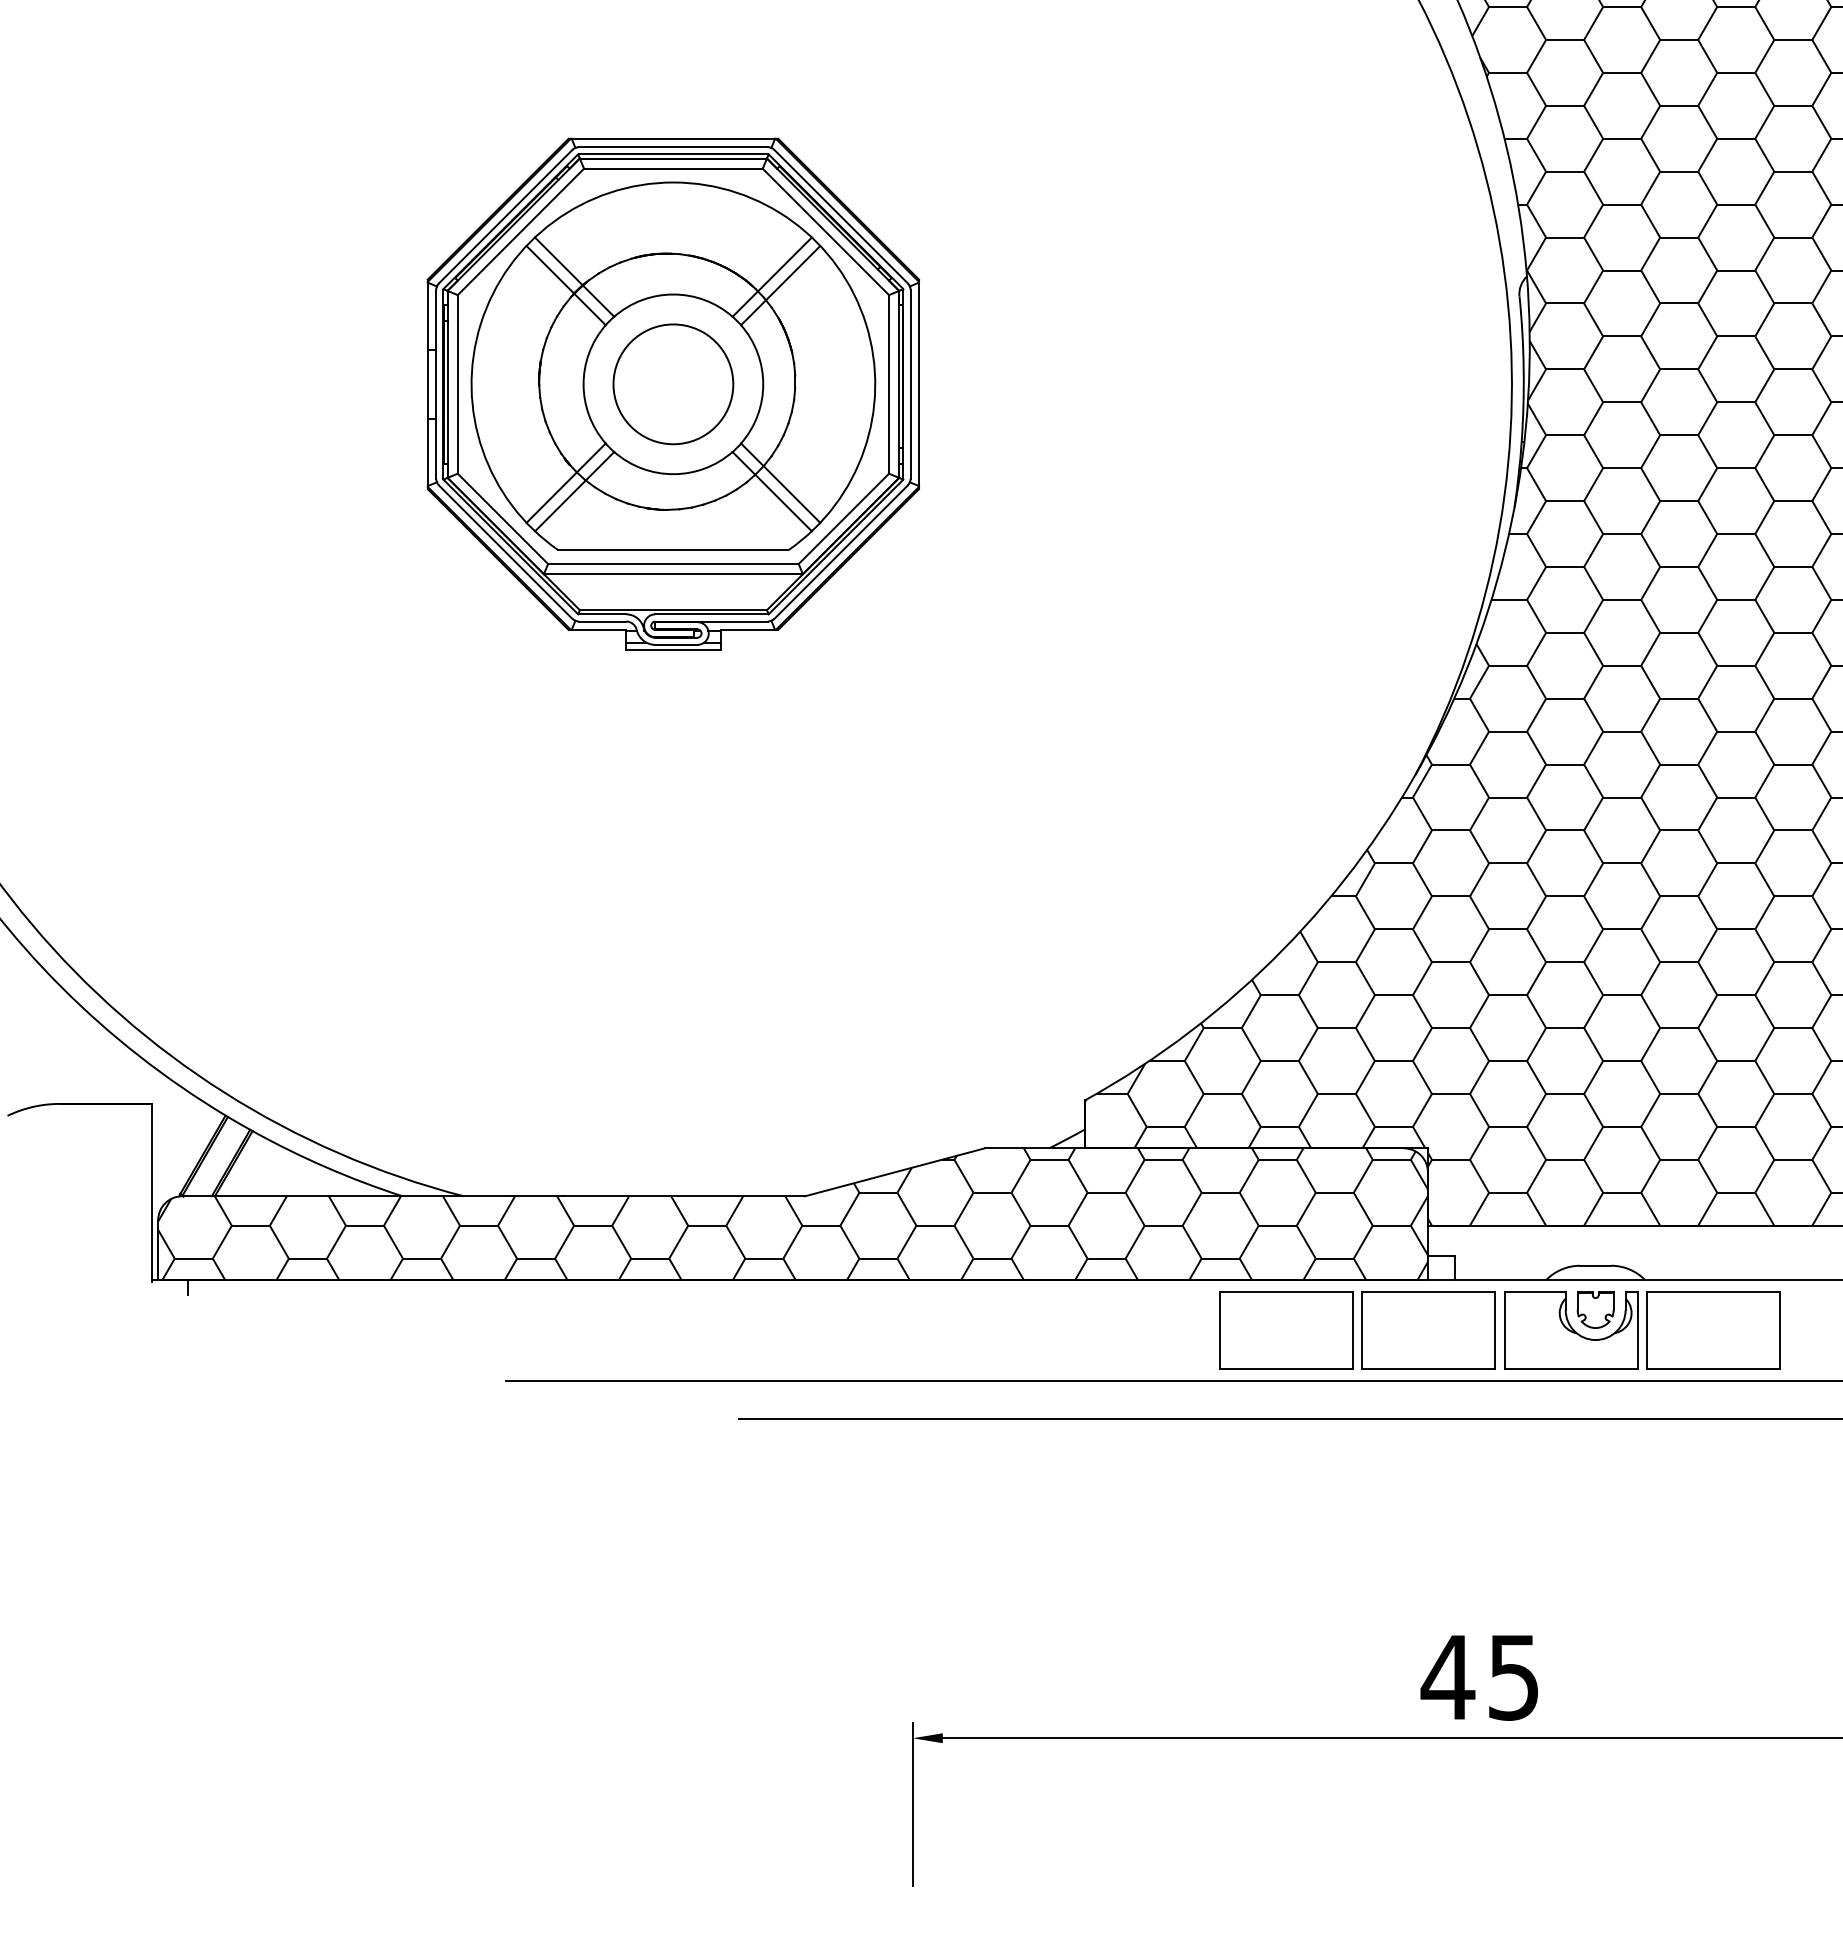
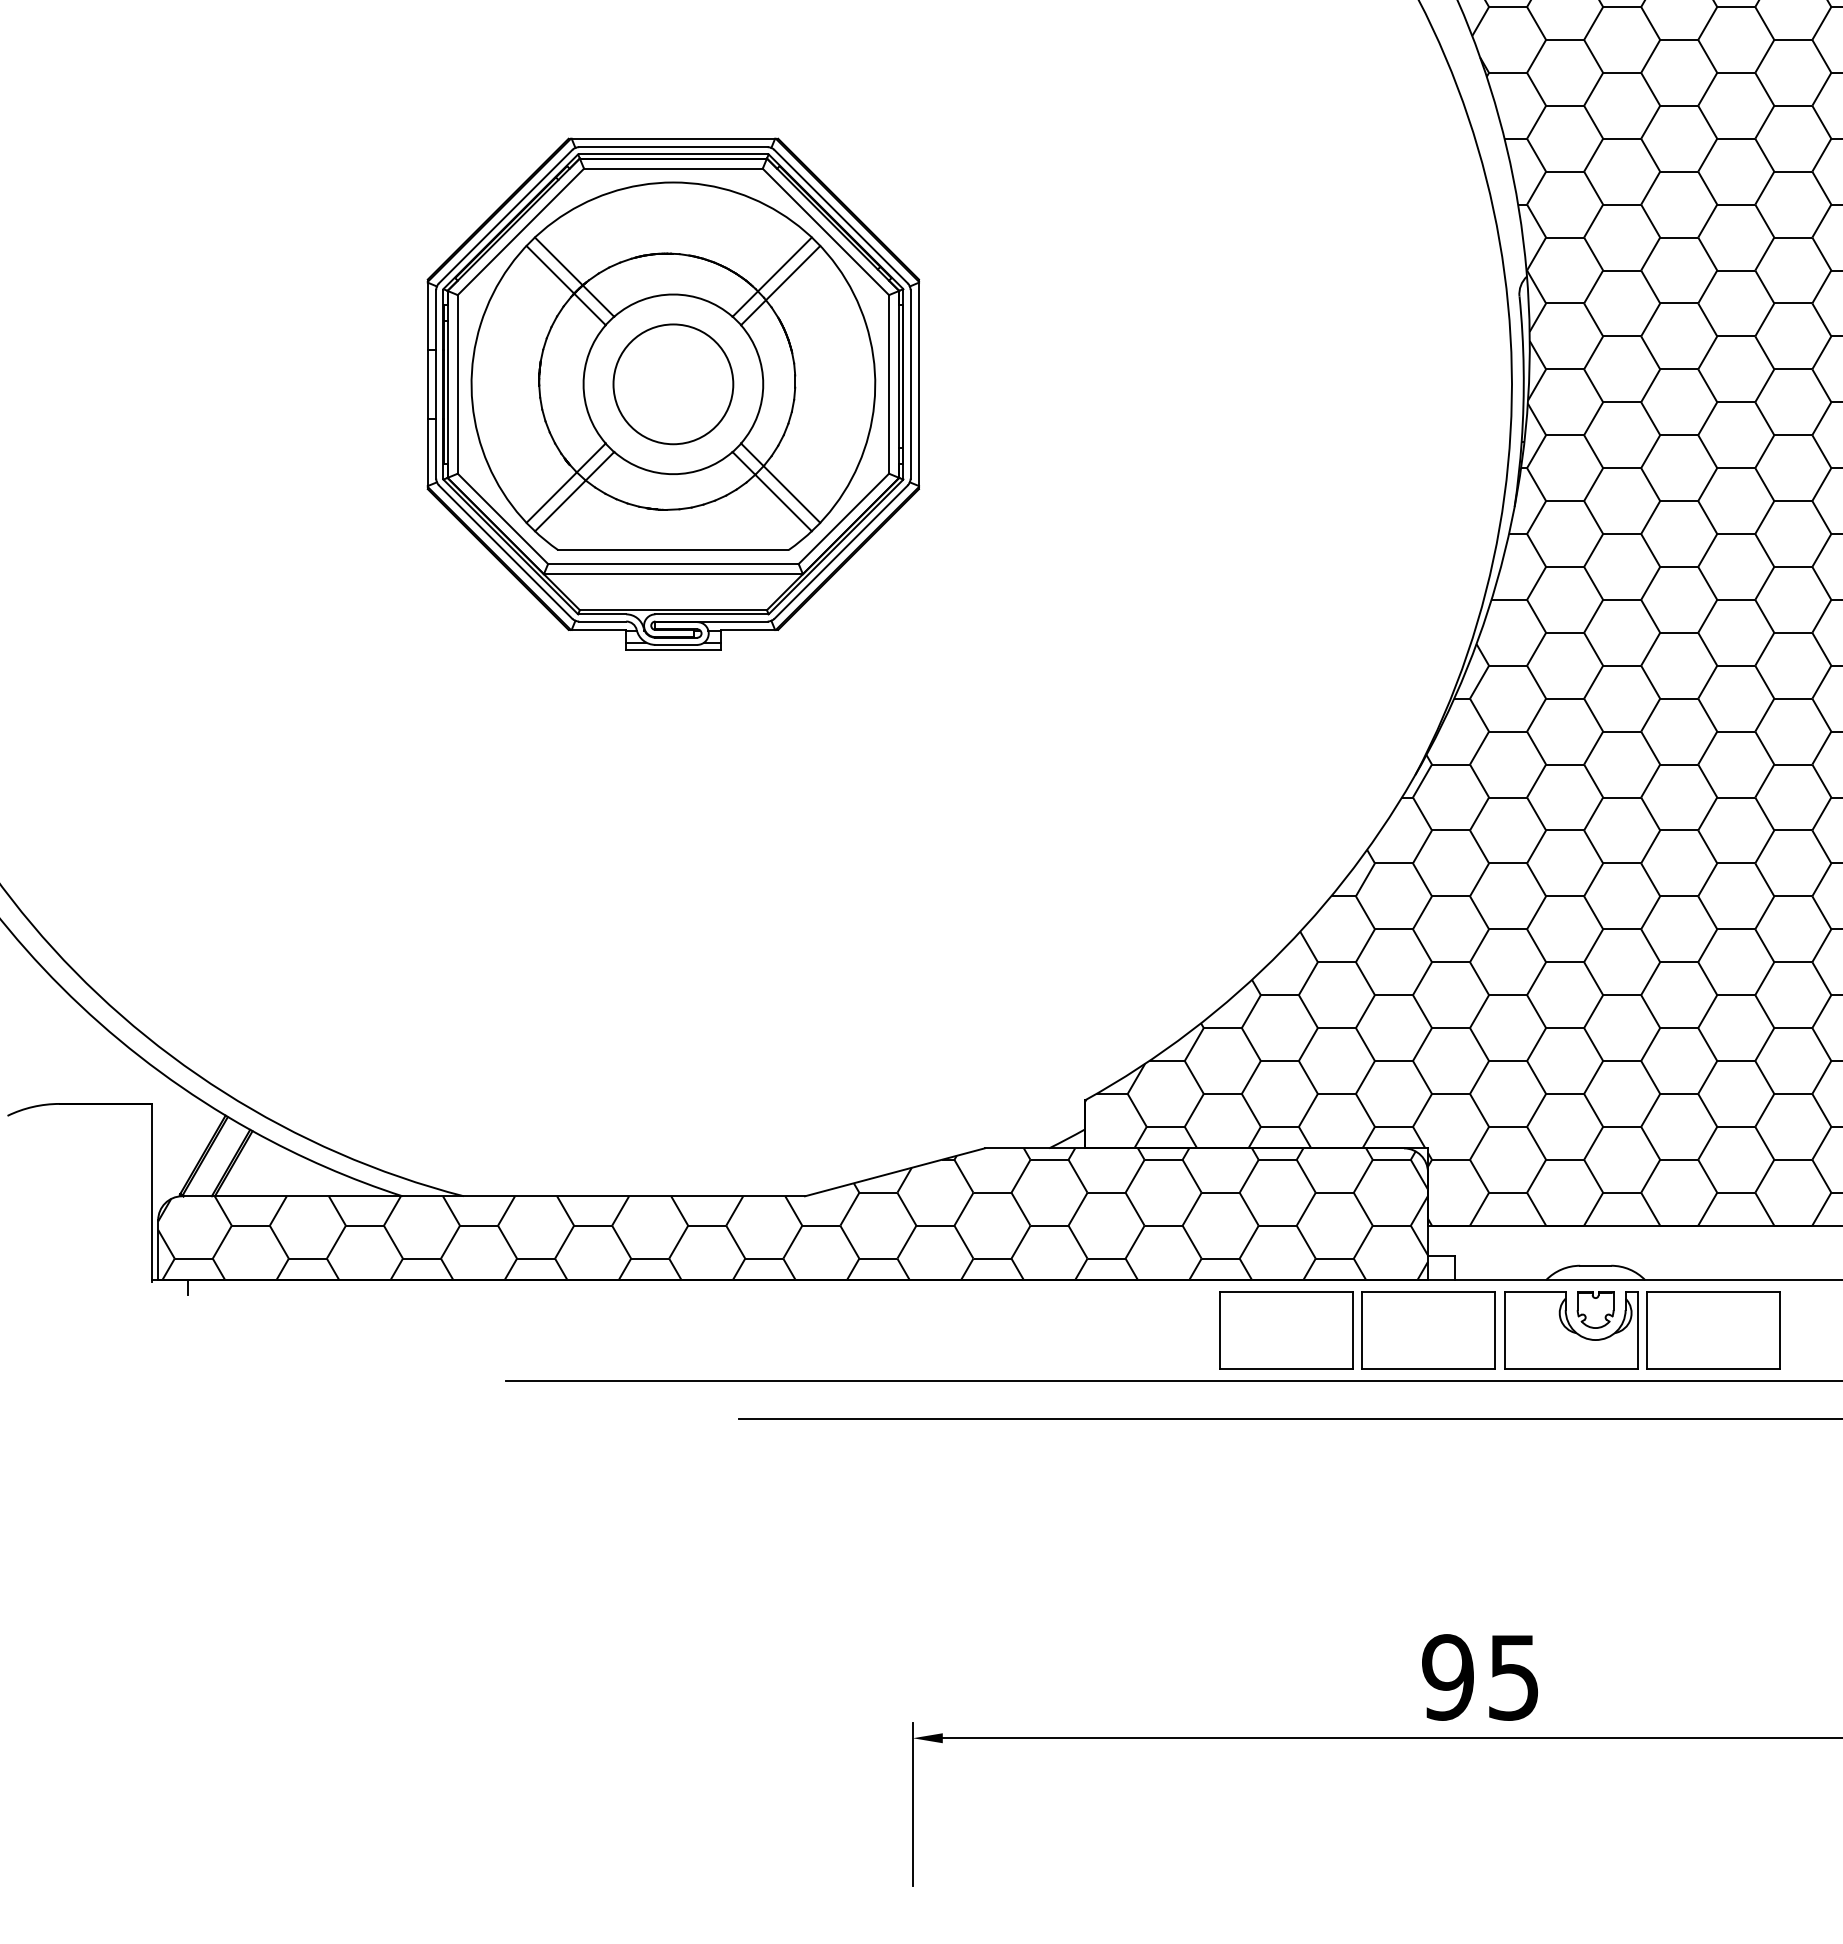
text: 45 -> 95 (1447, 1677)
